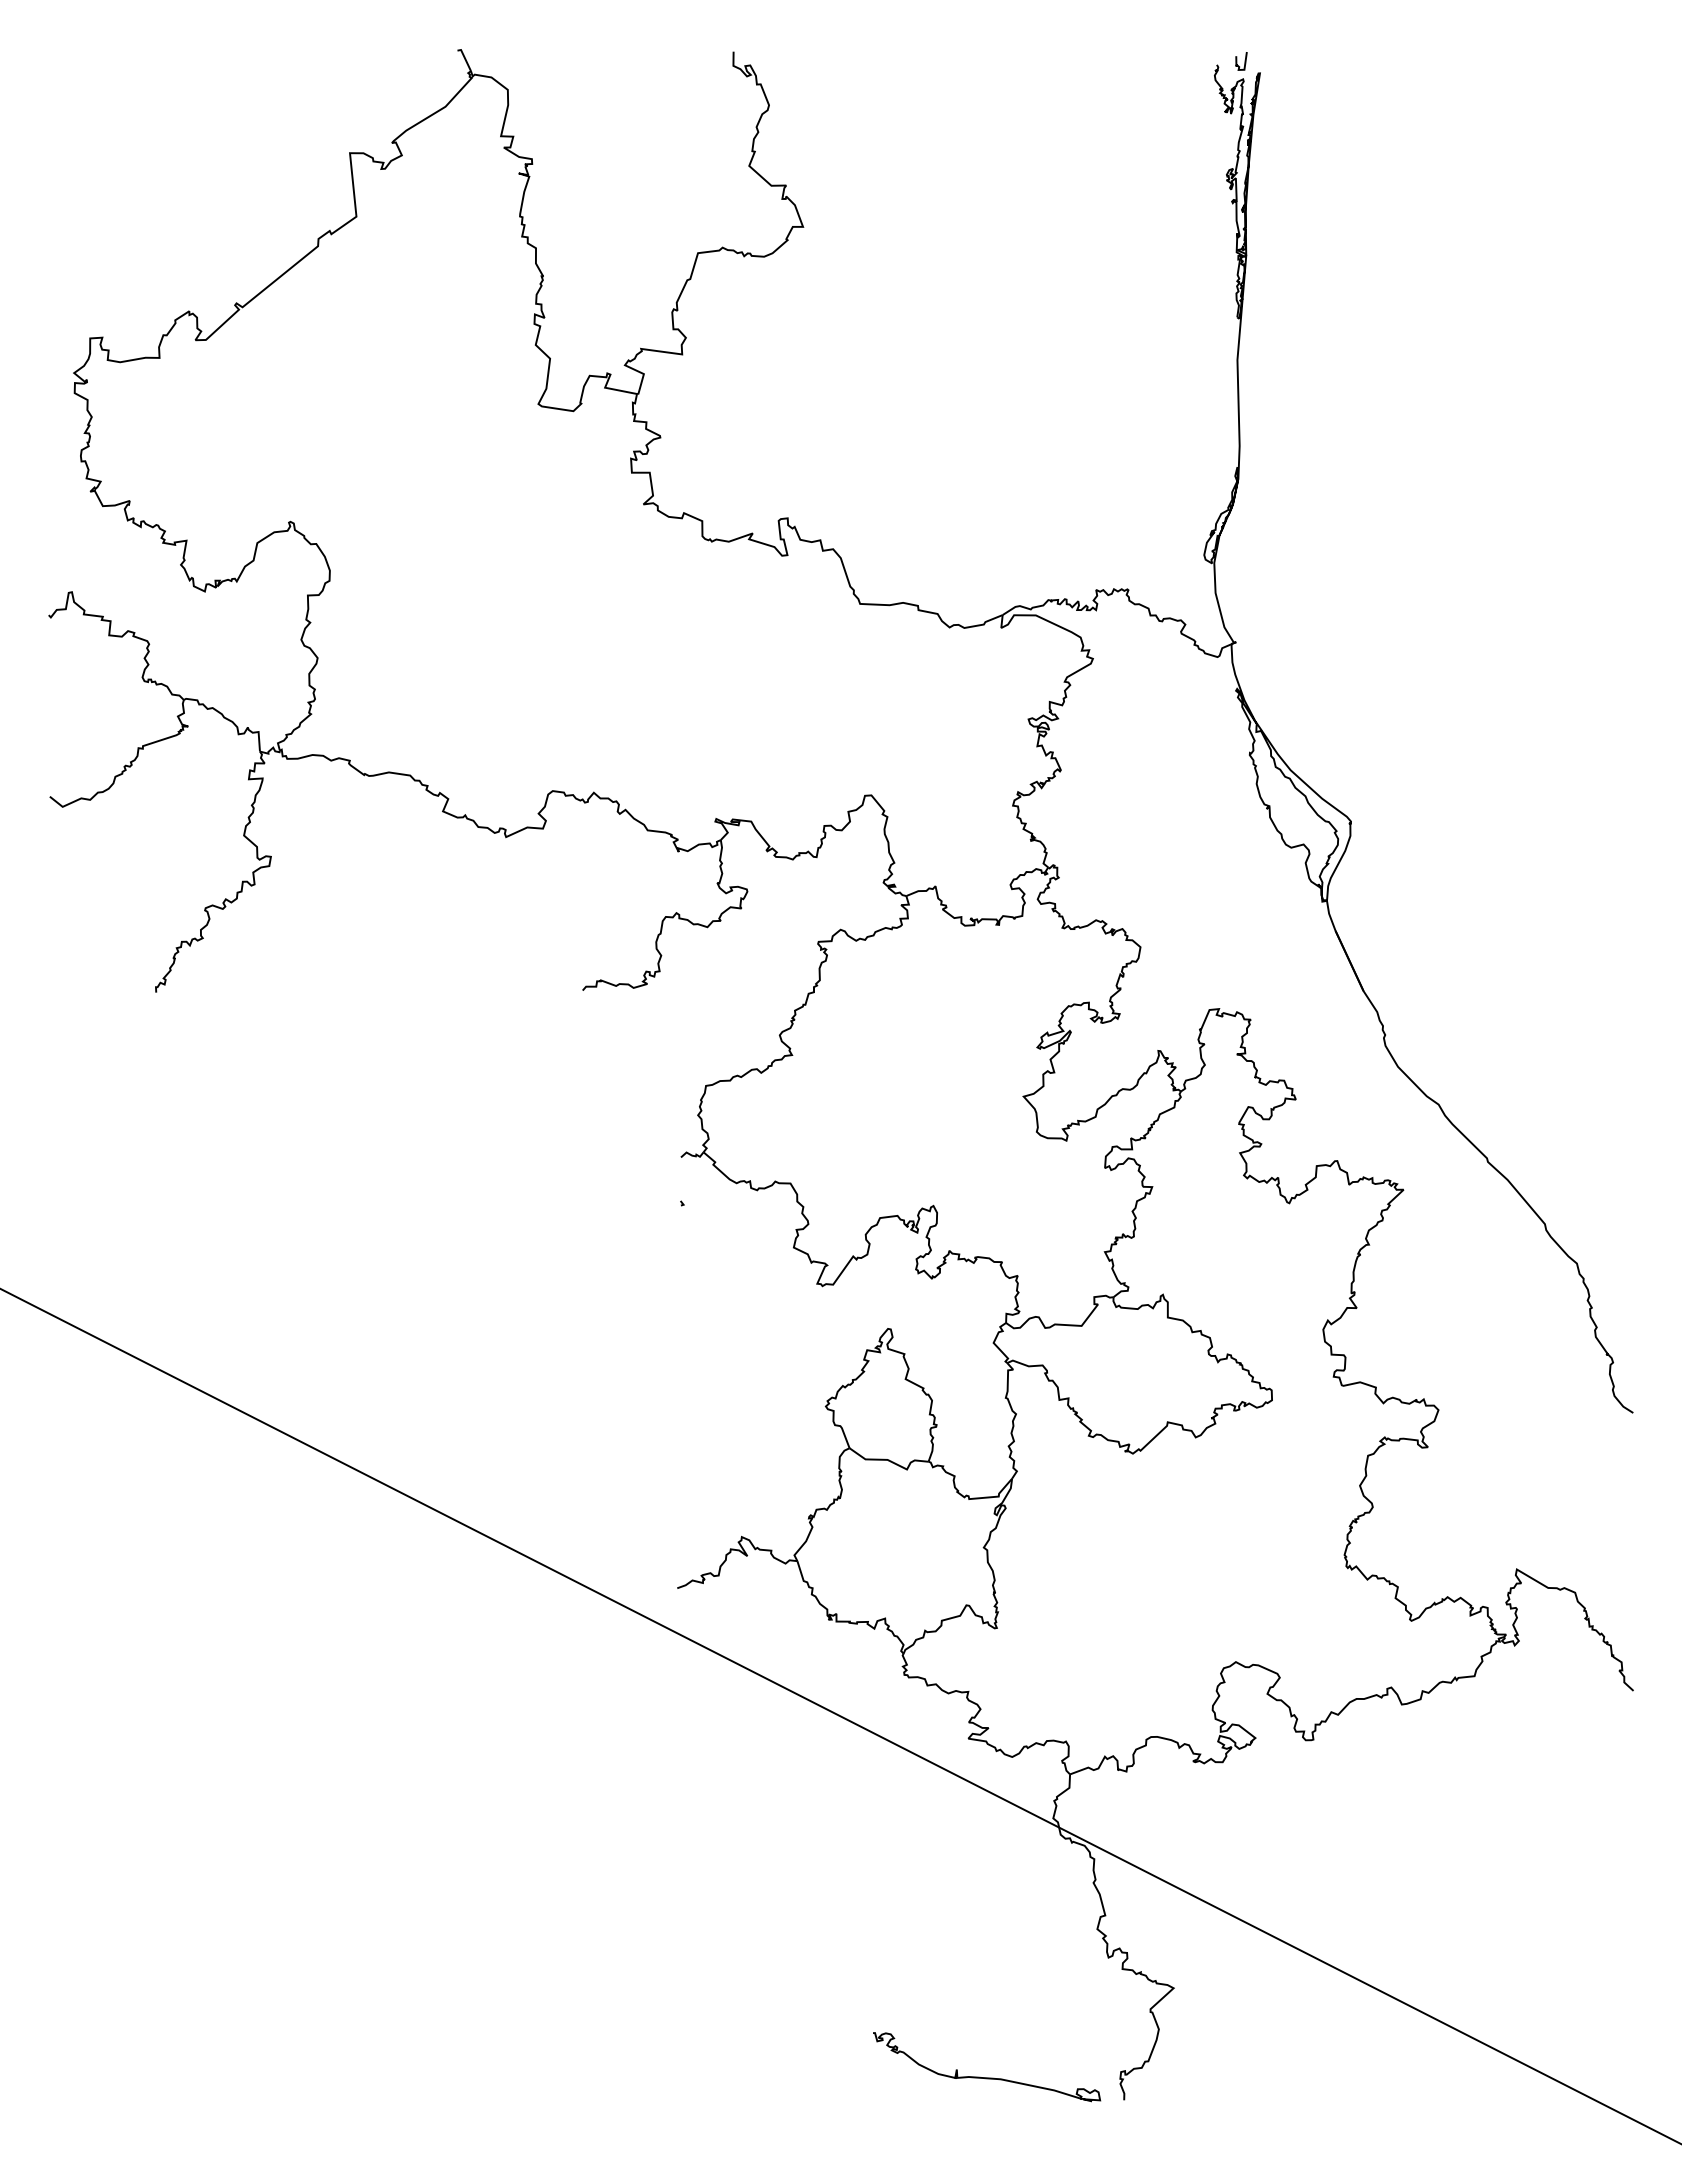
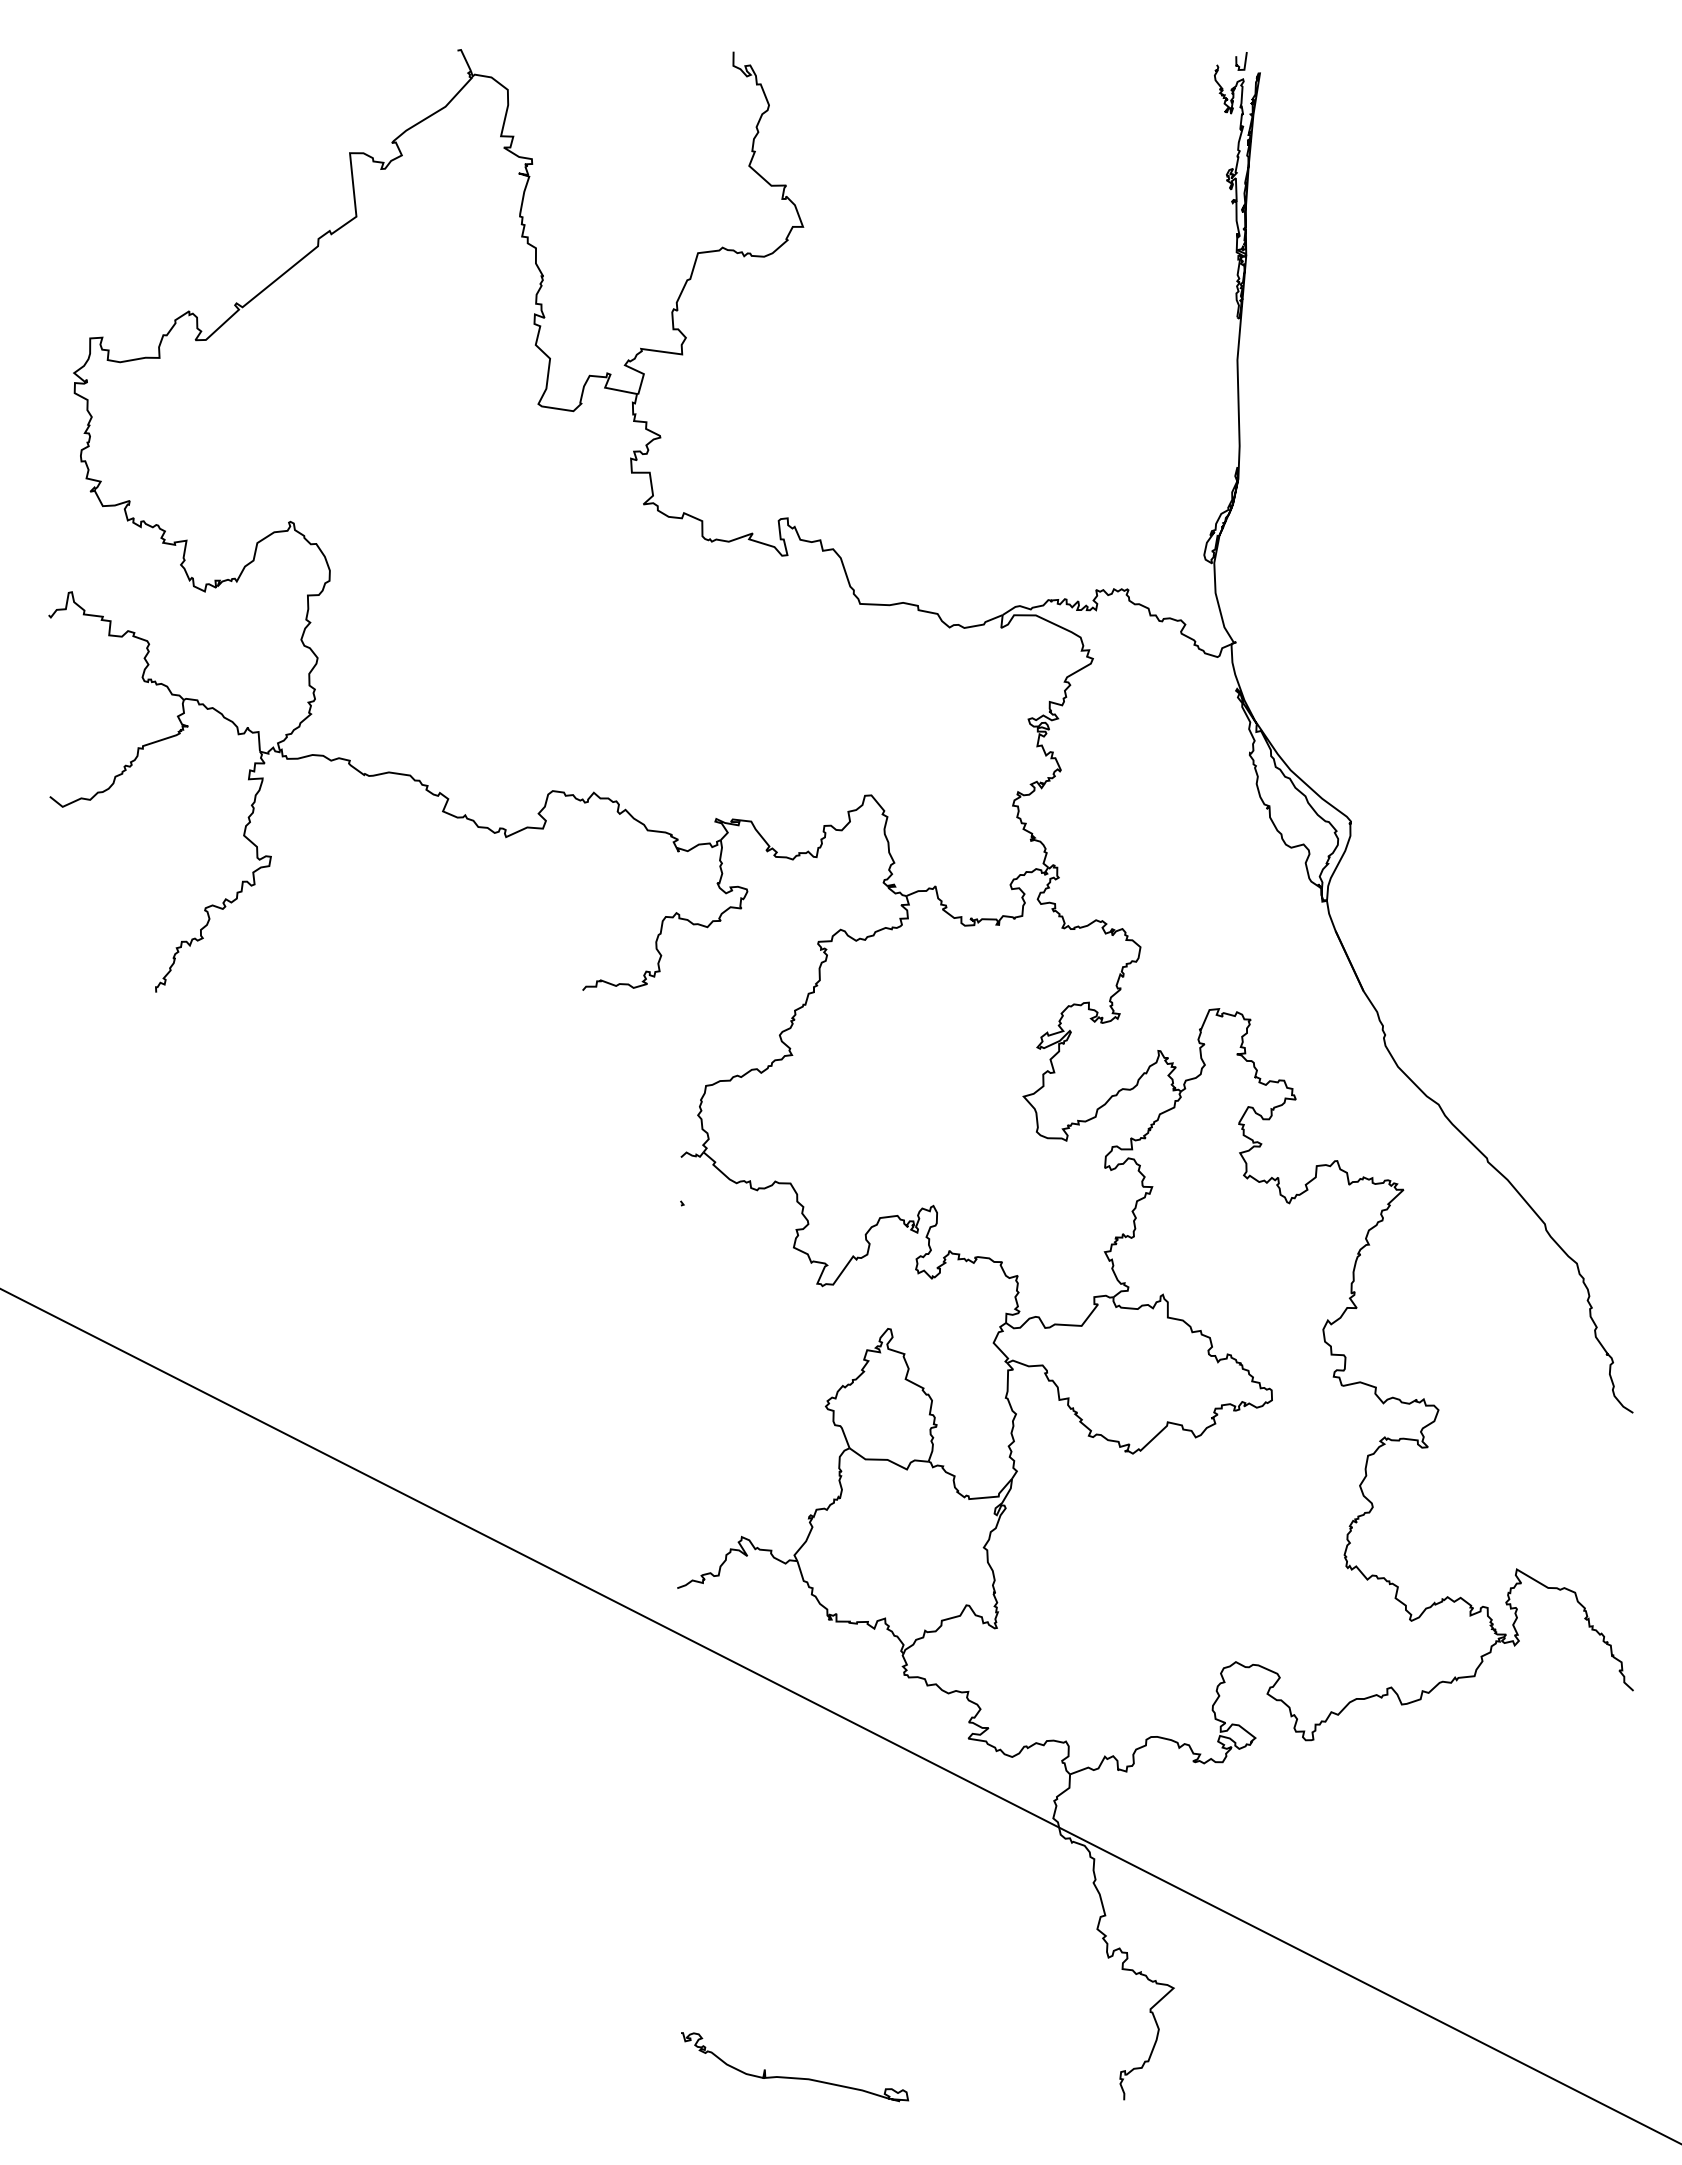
curve position: (987, 2077) -> (795, 2077) (795, 2077)
